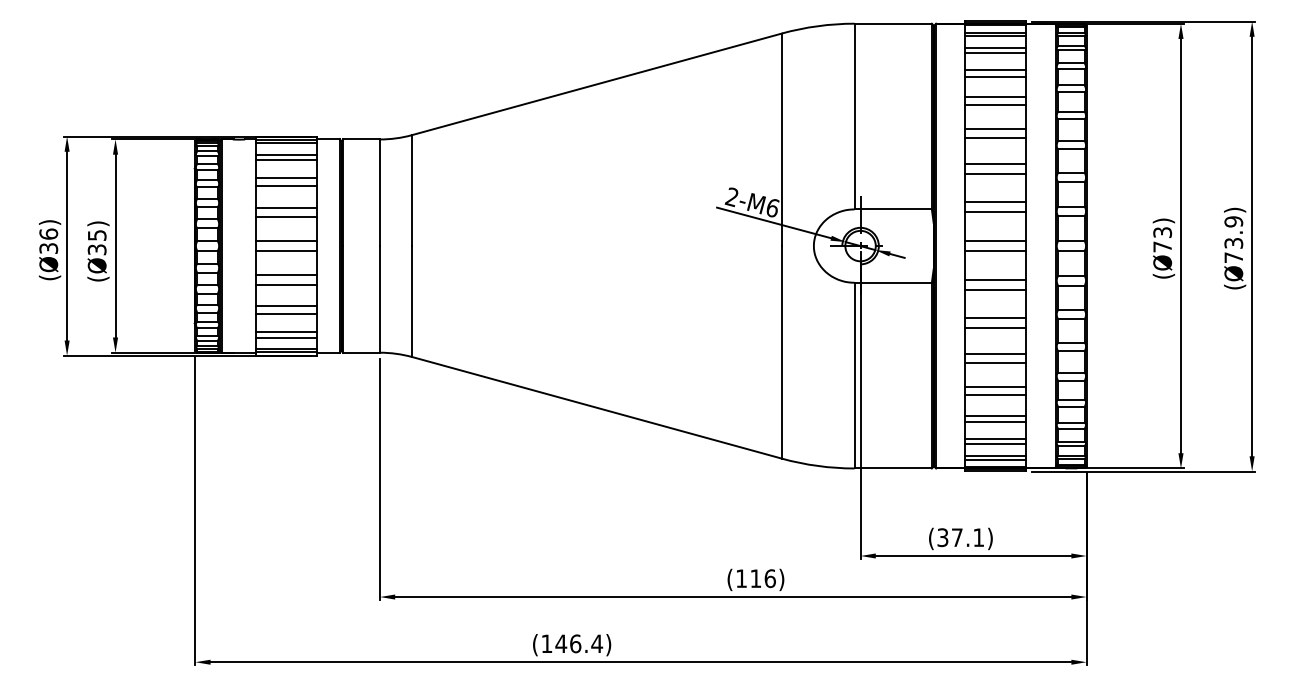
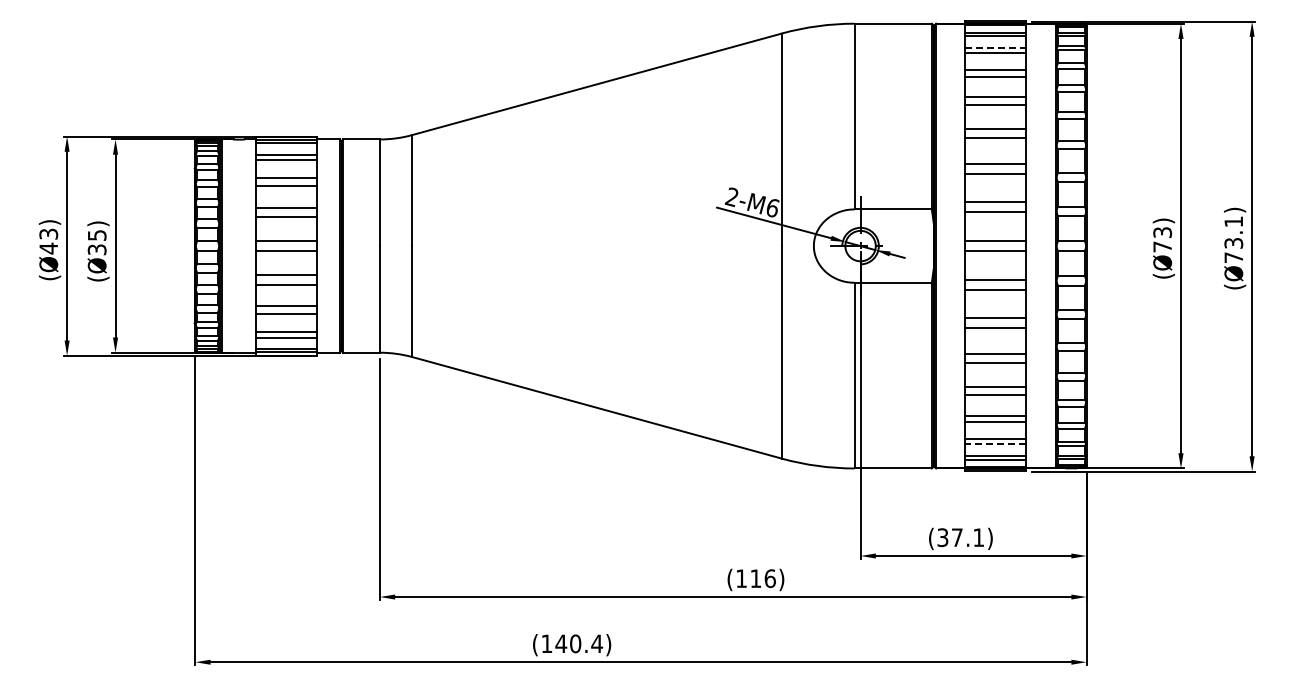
line: solid -> dashed (995, 48)
text: (Ø73.9) -> (Ø73.1) (1233, 221)
text: (Ø36) -> (Ø43) (48, 241)
line: solid -> dashed (994, 443)
text: (146.4) -> (140.4) (575, 643)
